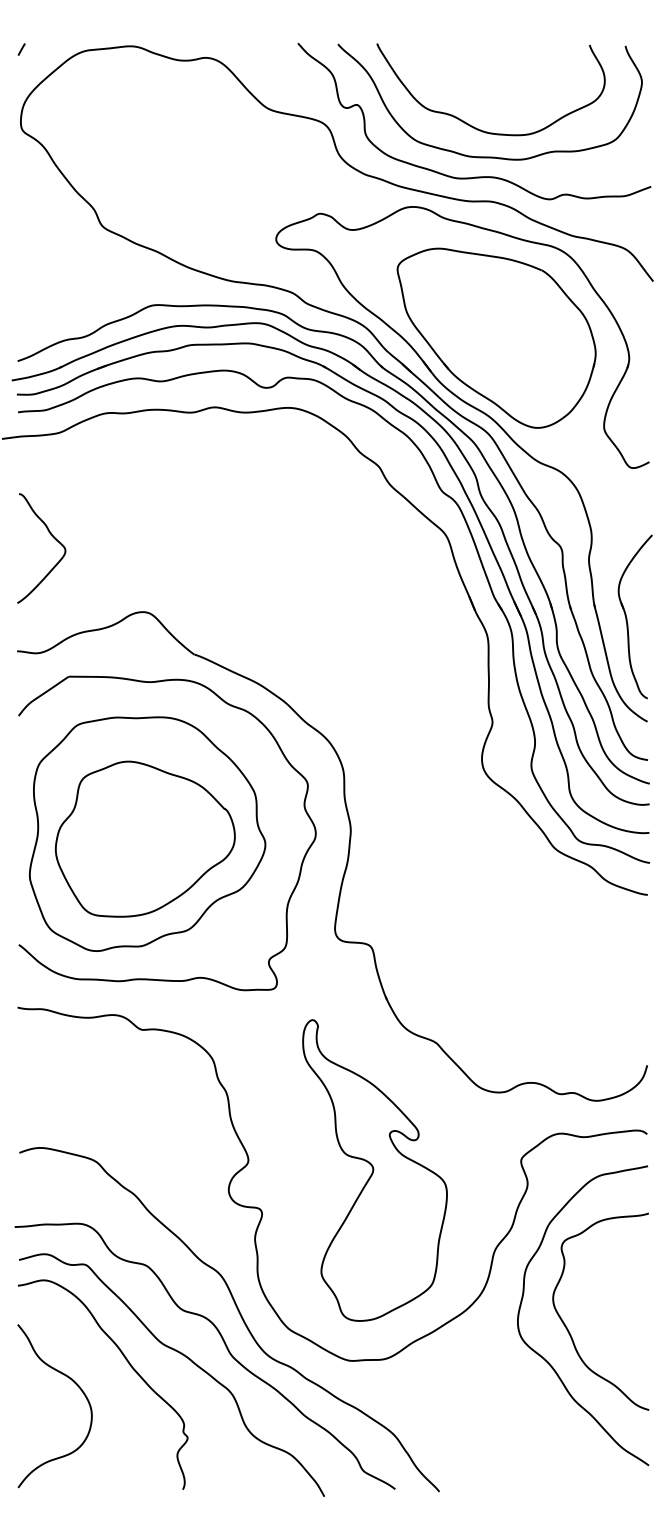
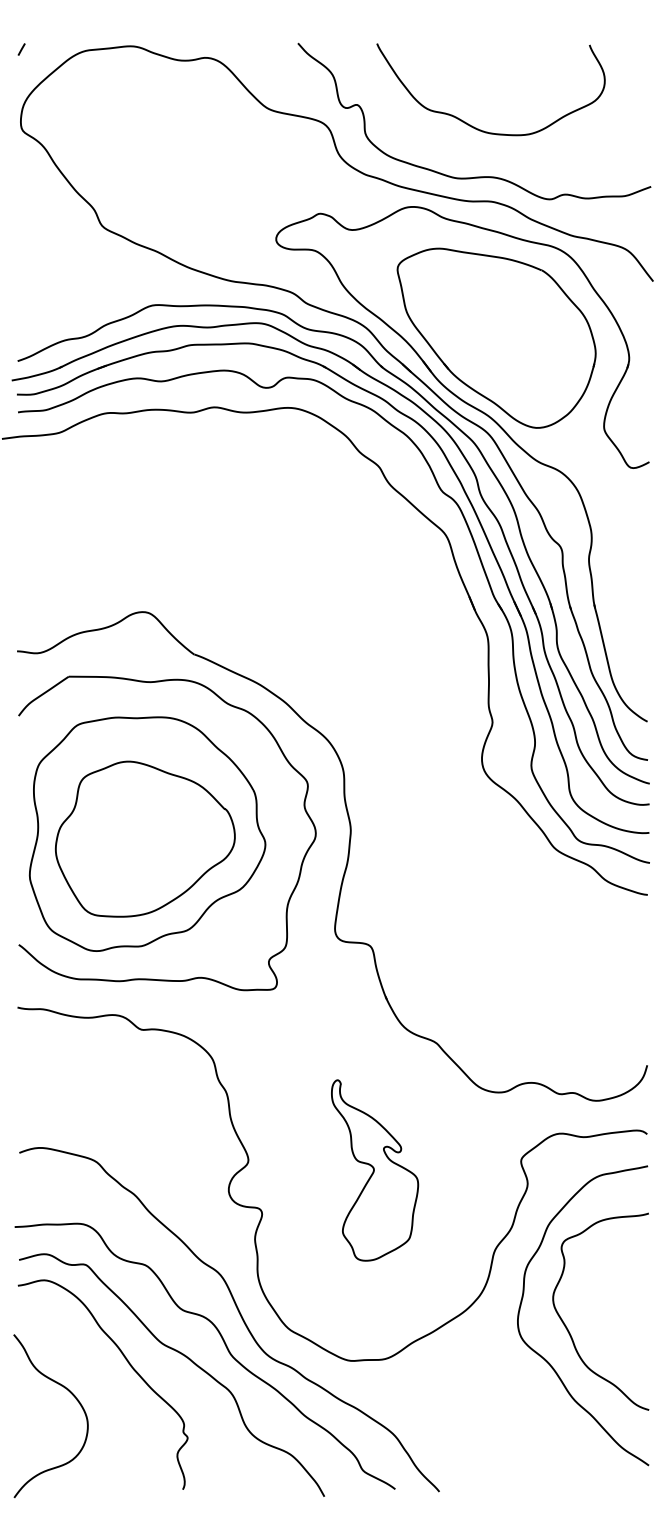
curve: present -> none (489, 156)
curve: present -> none (52, 537)
part: present -> none (627, 617)
part size: 146x303 px -> 89x183 px (375, 1170)
curve position: (75, 1384) -> (71, 1394) (71, 1394)
